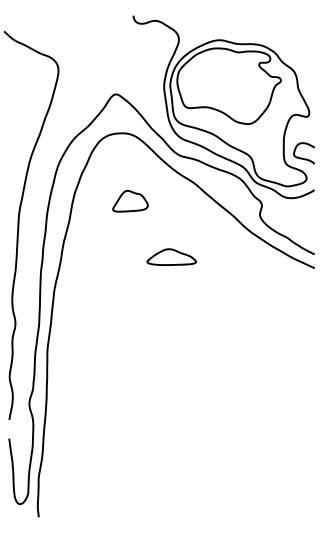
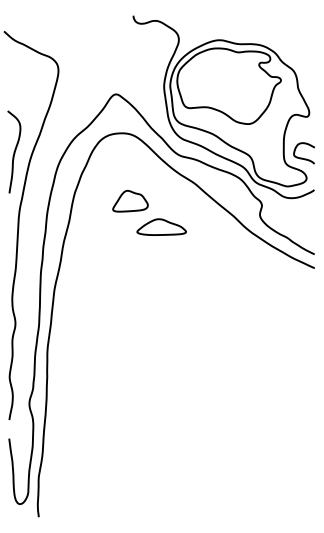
curve: none -> present (14, 151)
part position: (171, 256) -> (161, 226) (161, 226)
